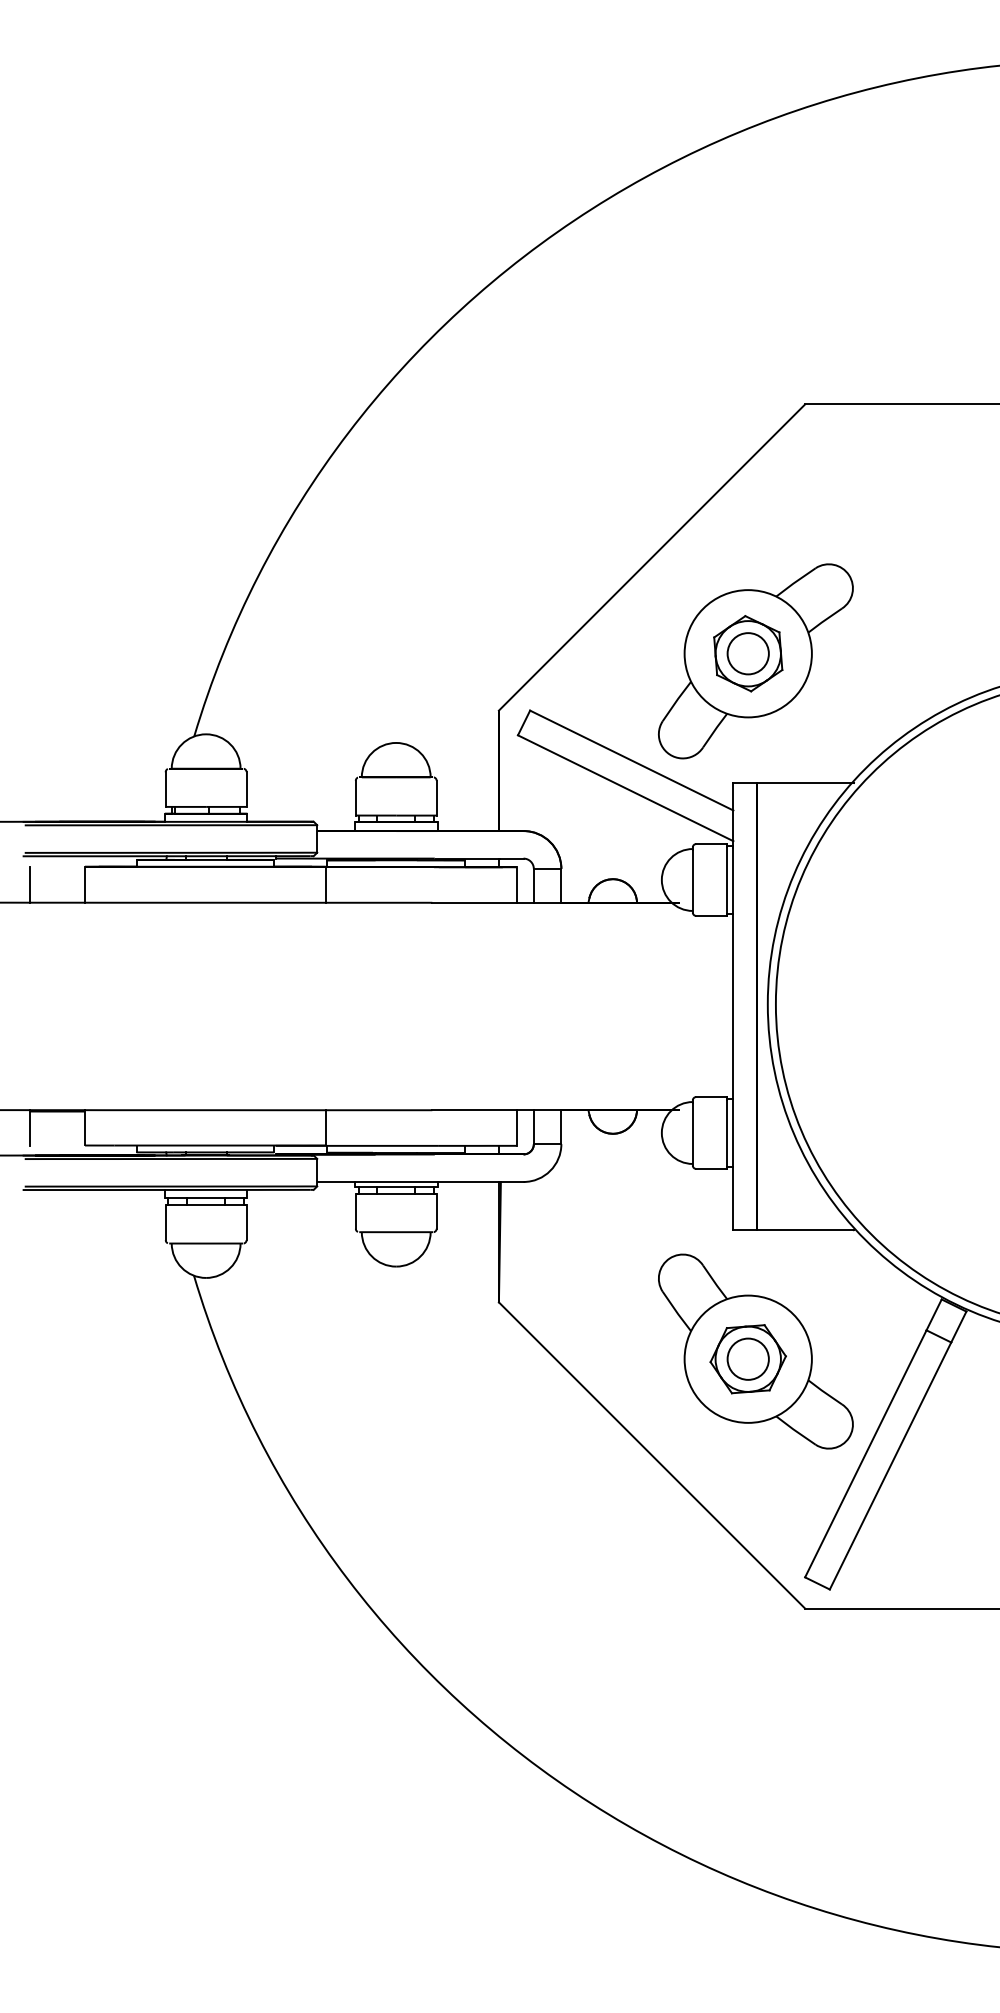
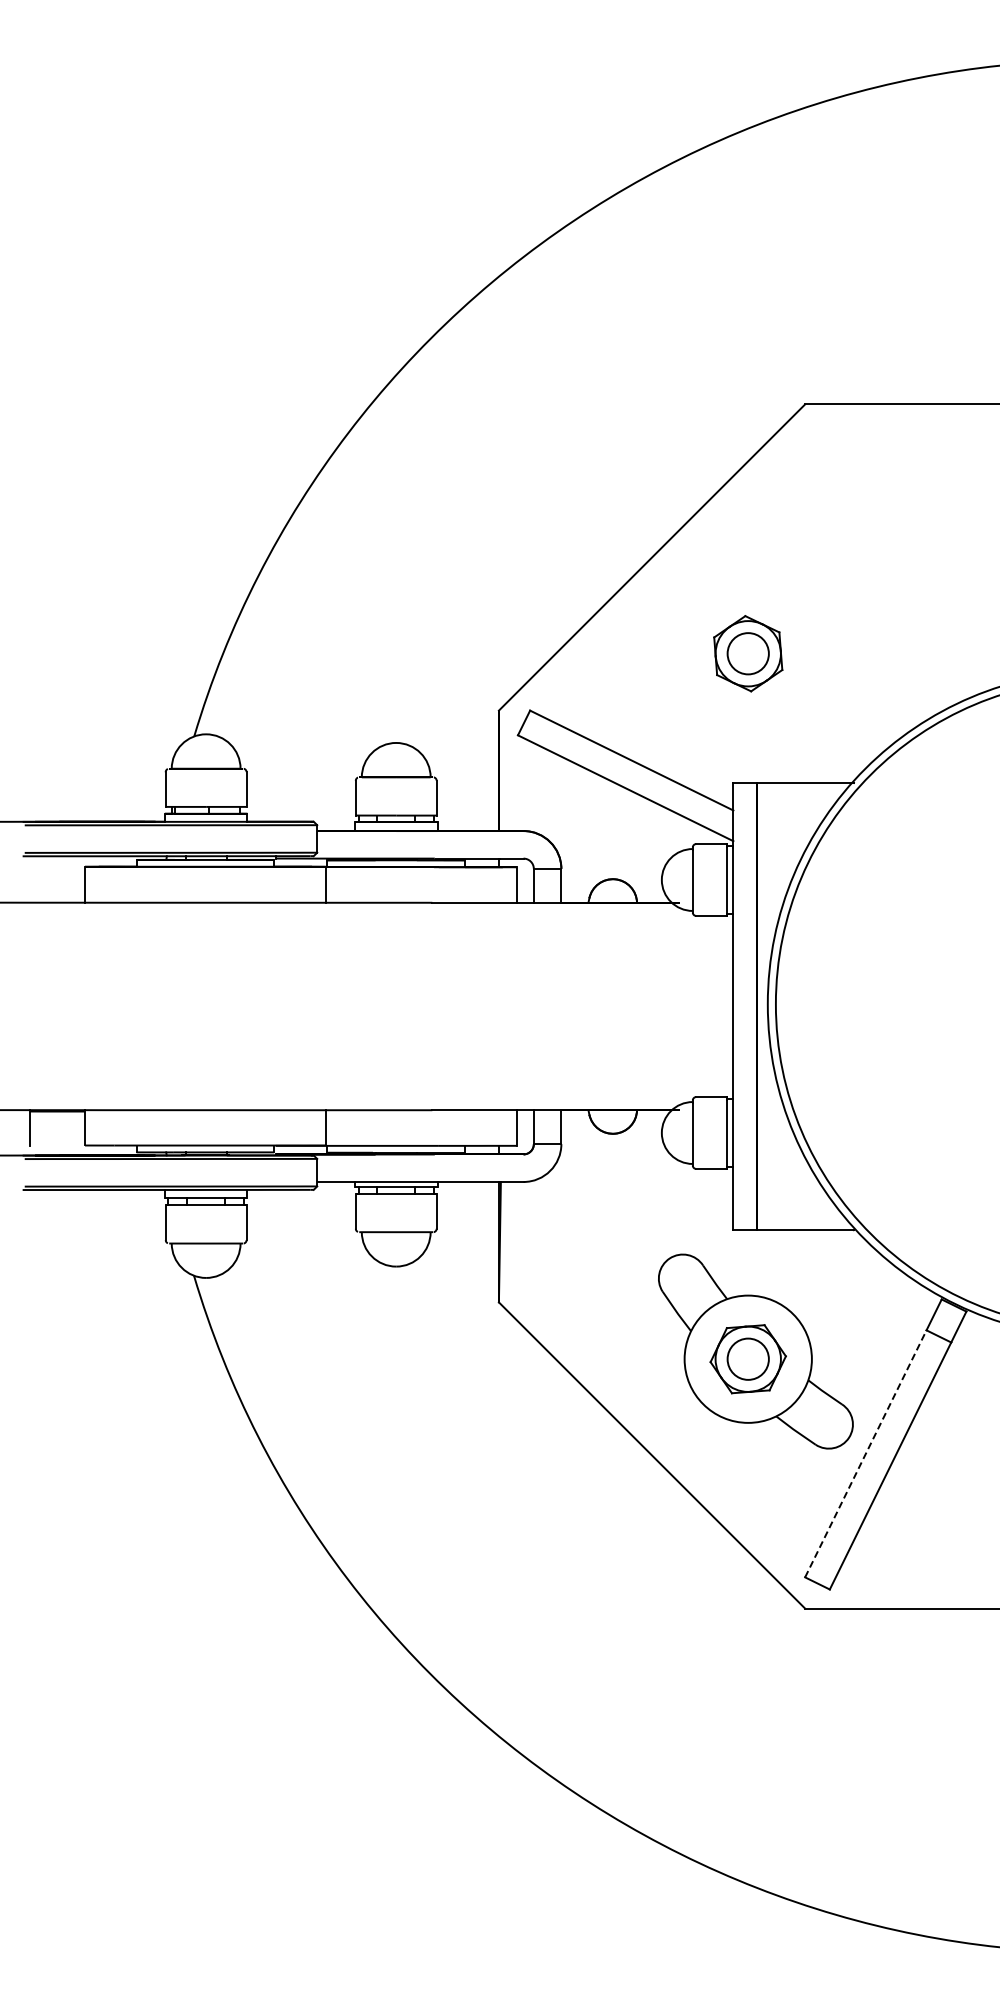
part: present -> none (755, 661)
line: present -> none (29, 884)
line: solid -> dashed (865, 1453)
